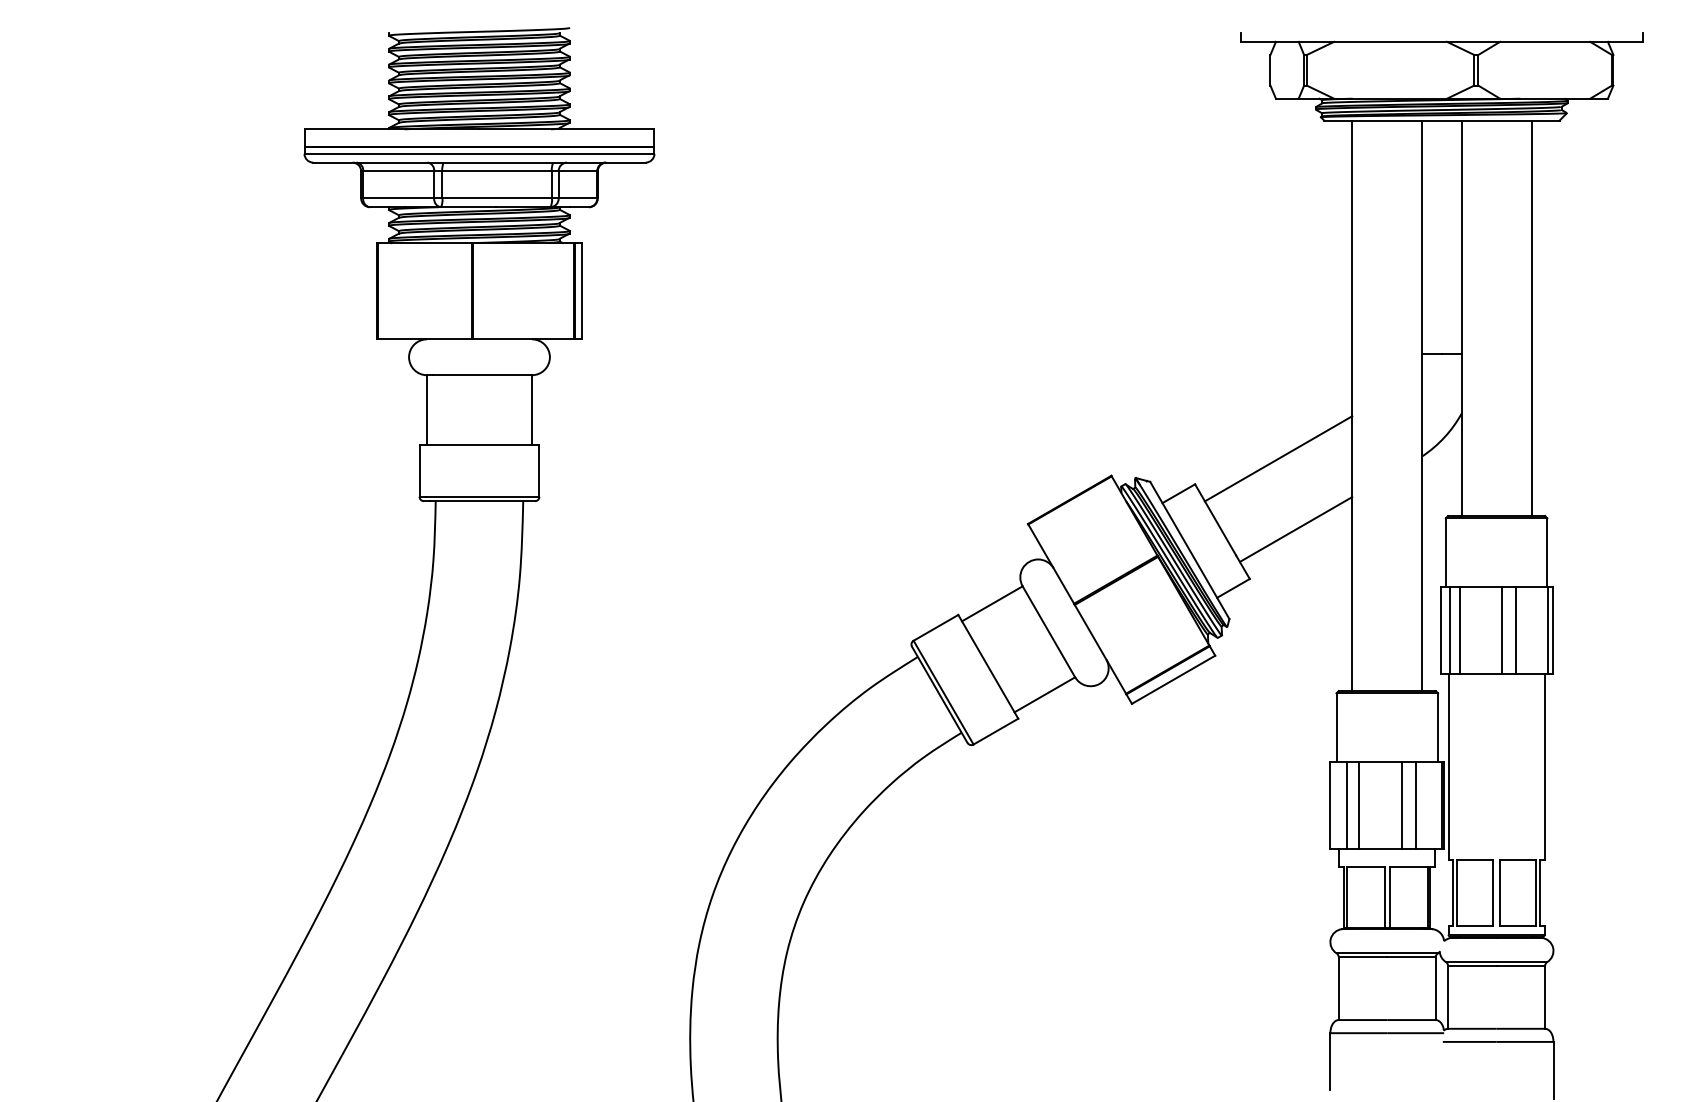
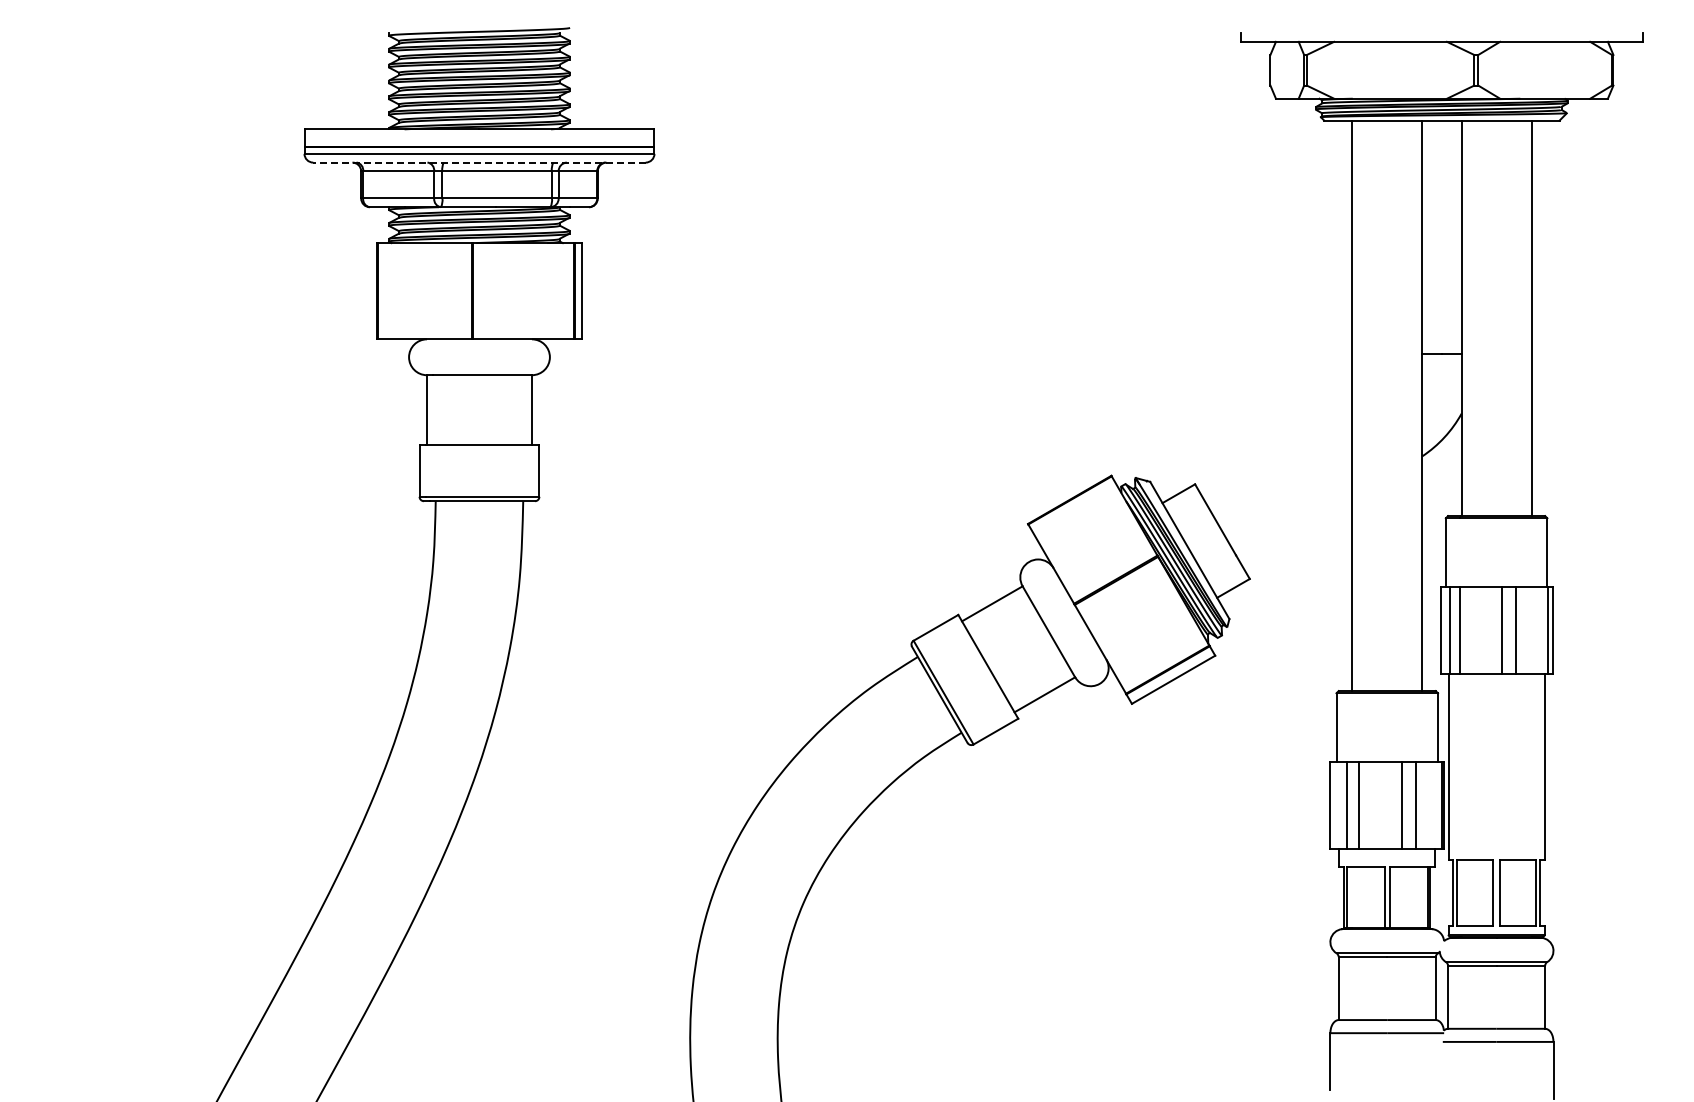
line: solid -> dashed (478, 162)
line: present -> none (1278, 458)
line: present -> none (1295, 529)
